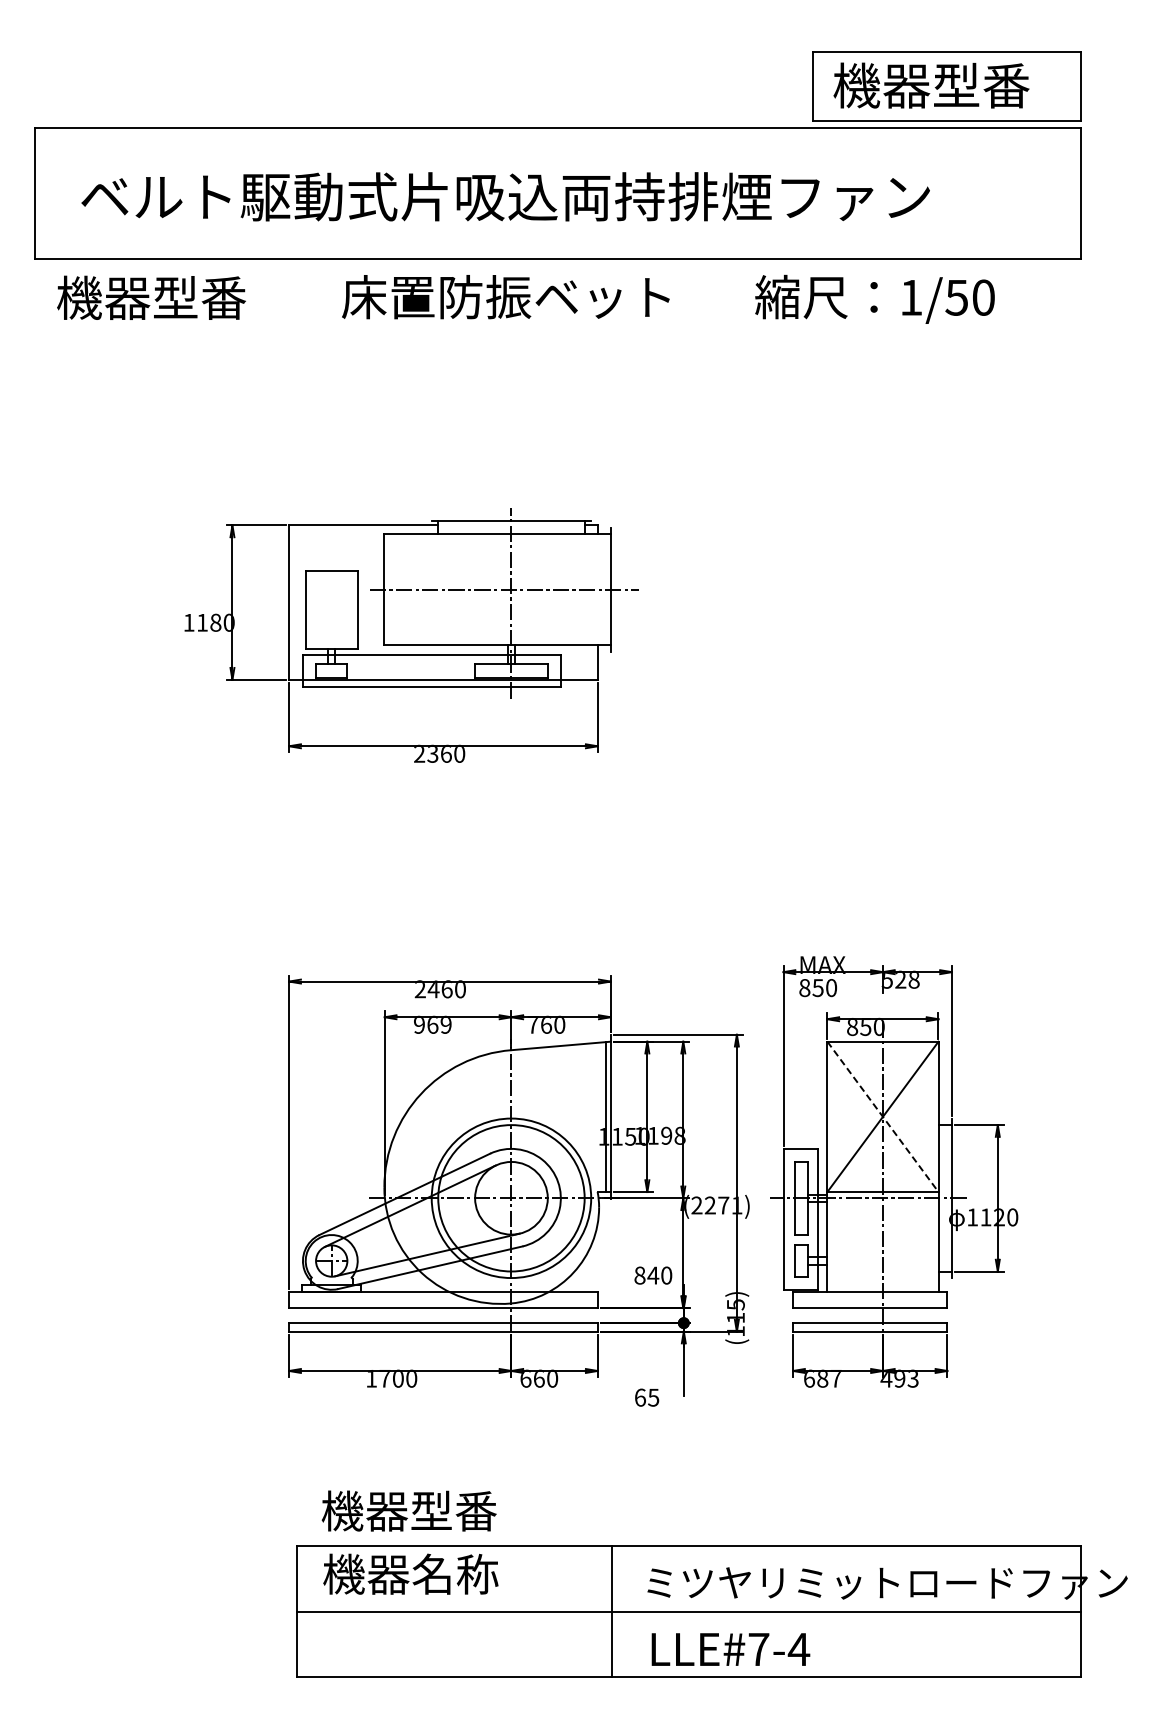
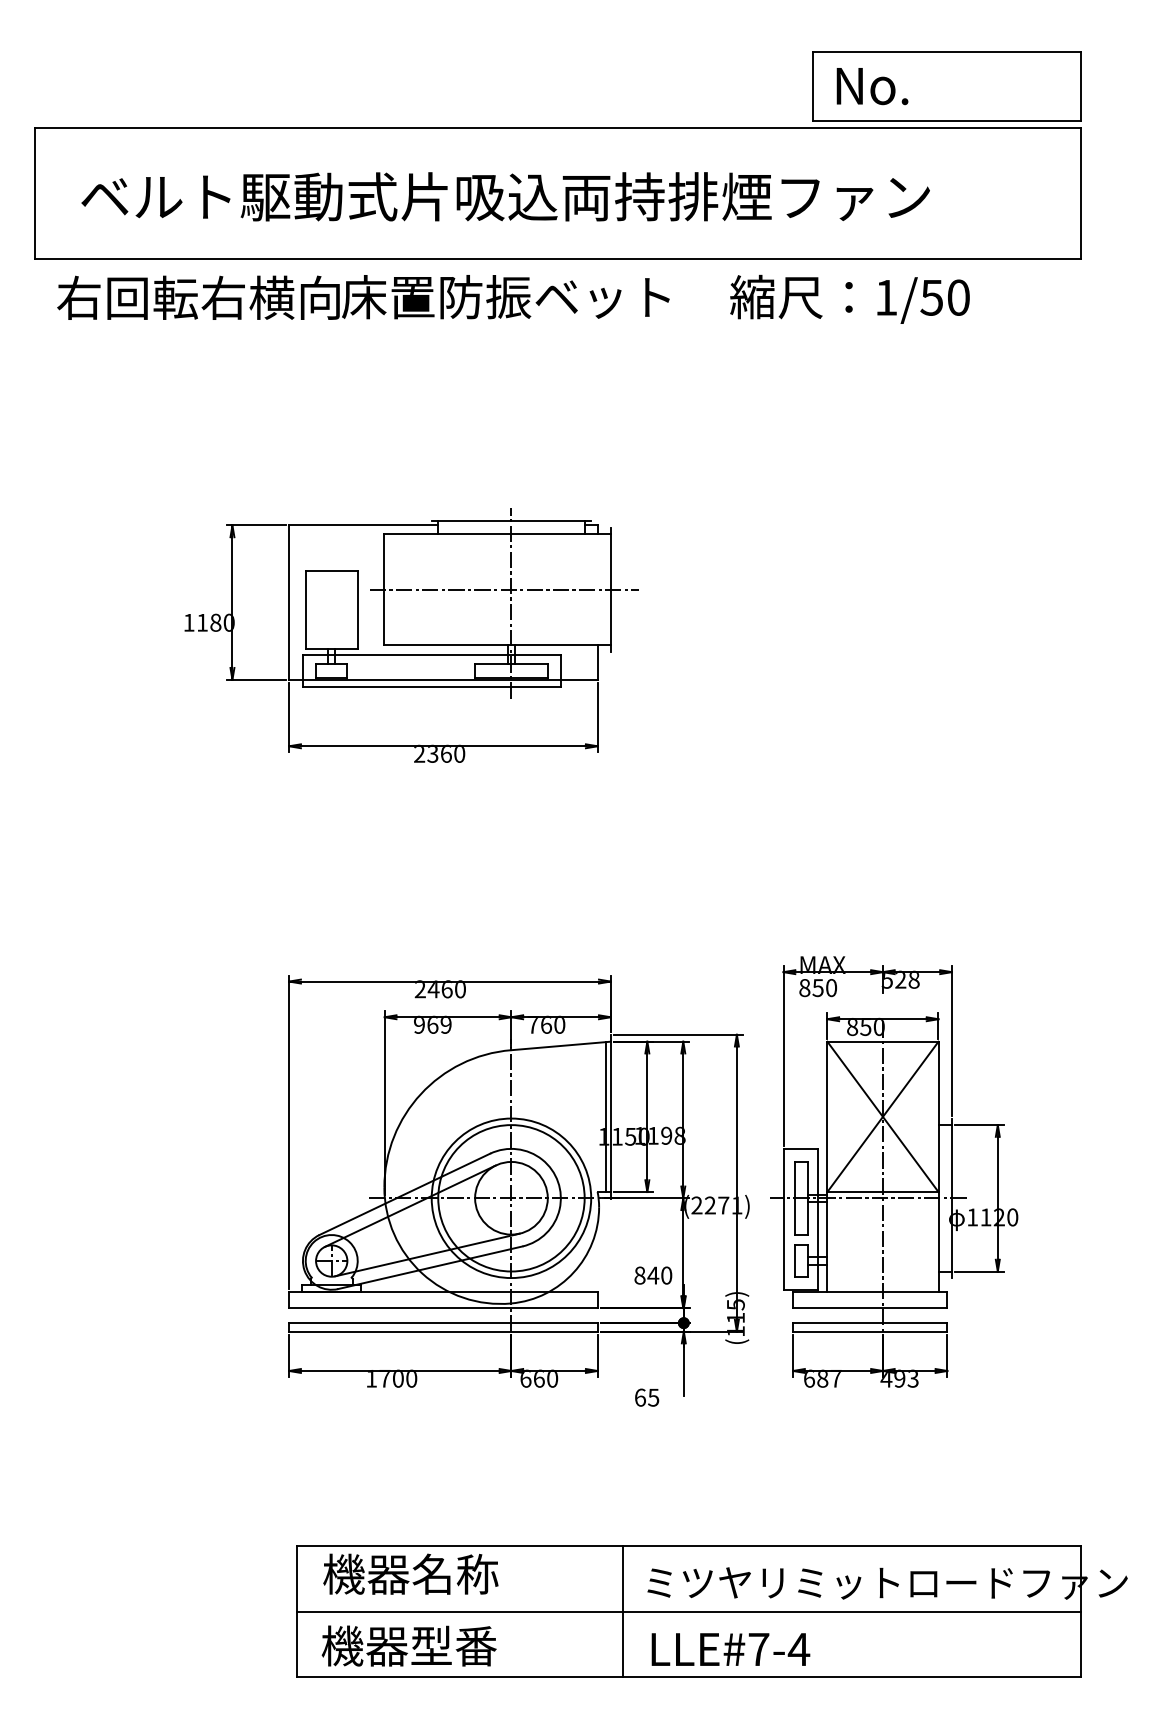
text: 機器型番 -> No. (931, 85)
text: 機器型番 -> 右回転右横向 (198, 297)
text position: (874, 298) -> (849, 298) (849, 298)
line: dashed -> solid (883, 1117)
text position: (408, 1510) -> (408, 1645) (408, 1645)
line position: (612, 1611) -> (623, 1611) (623, 1611)
